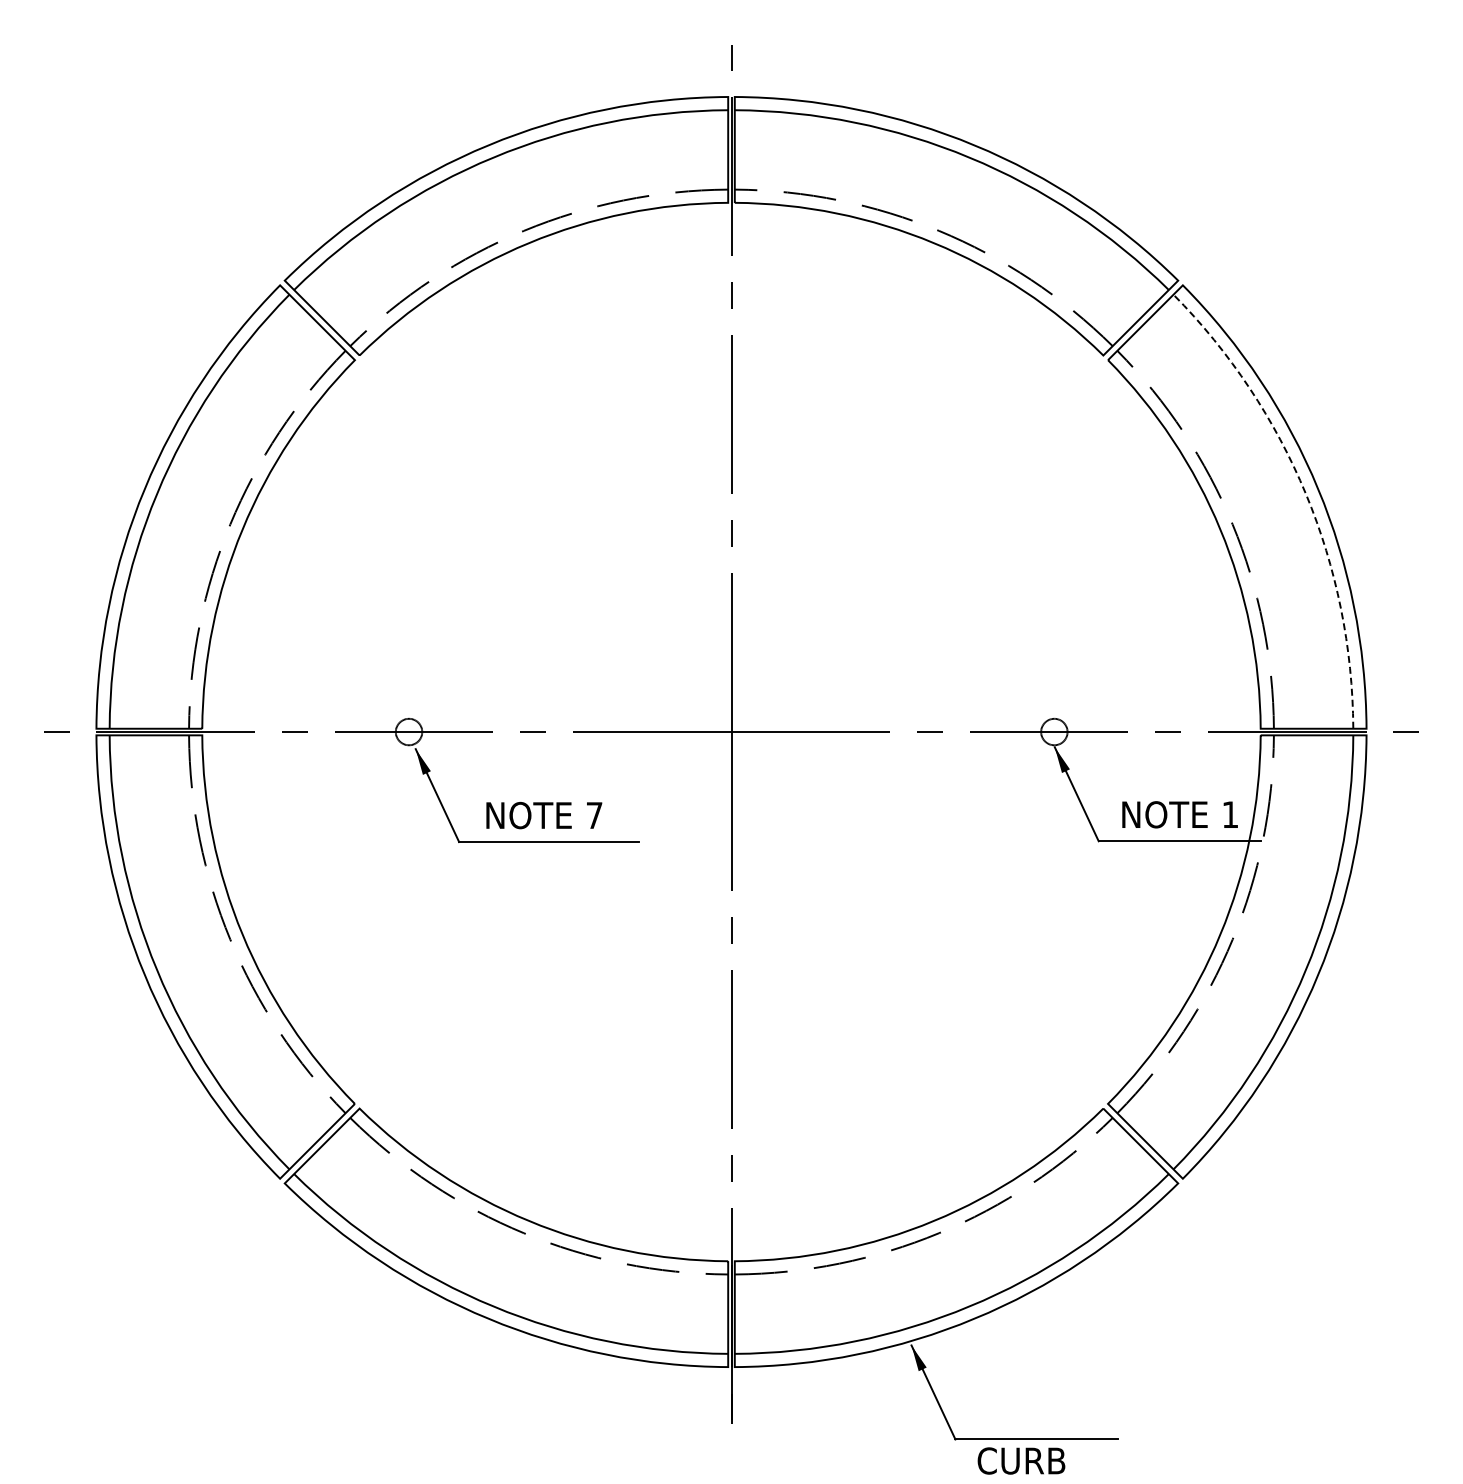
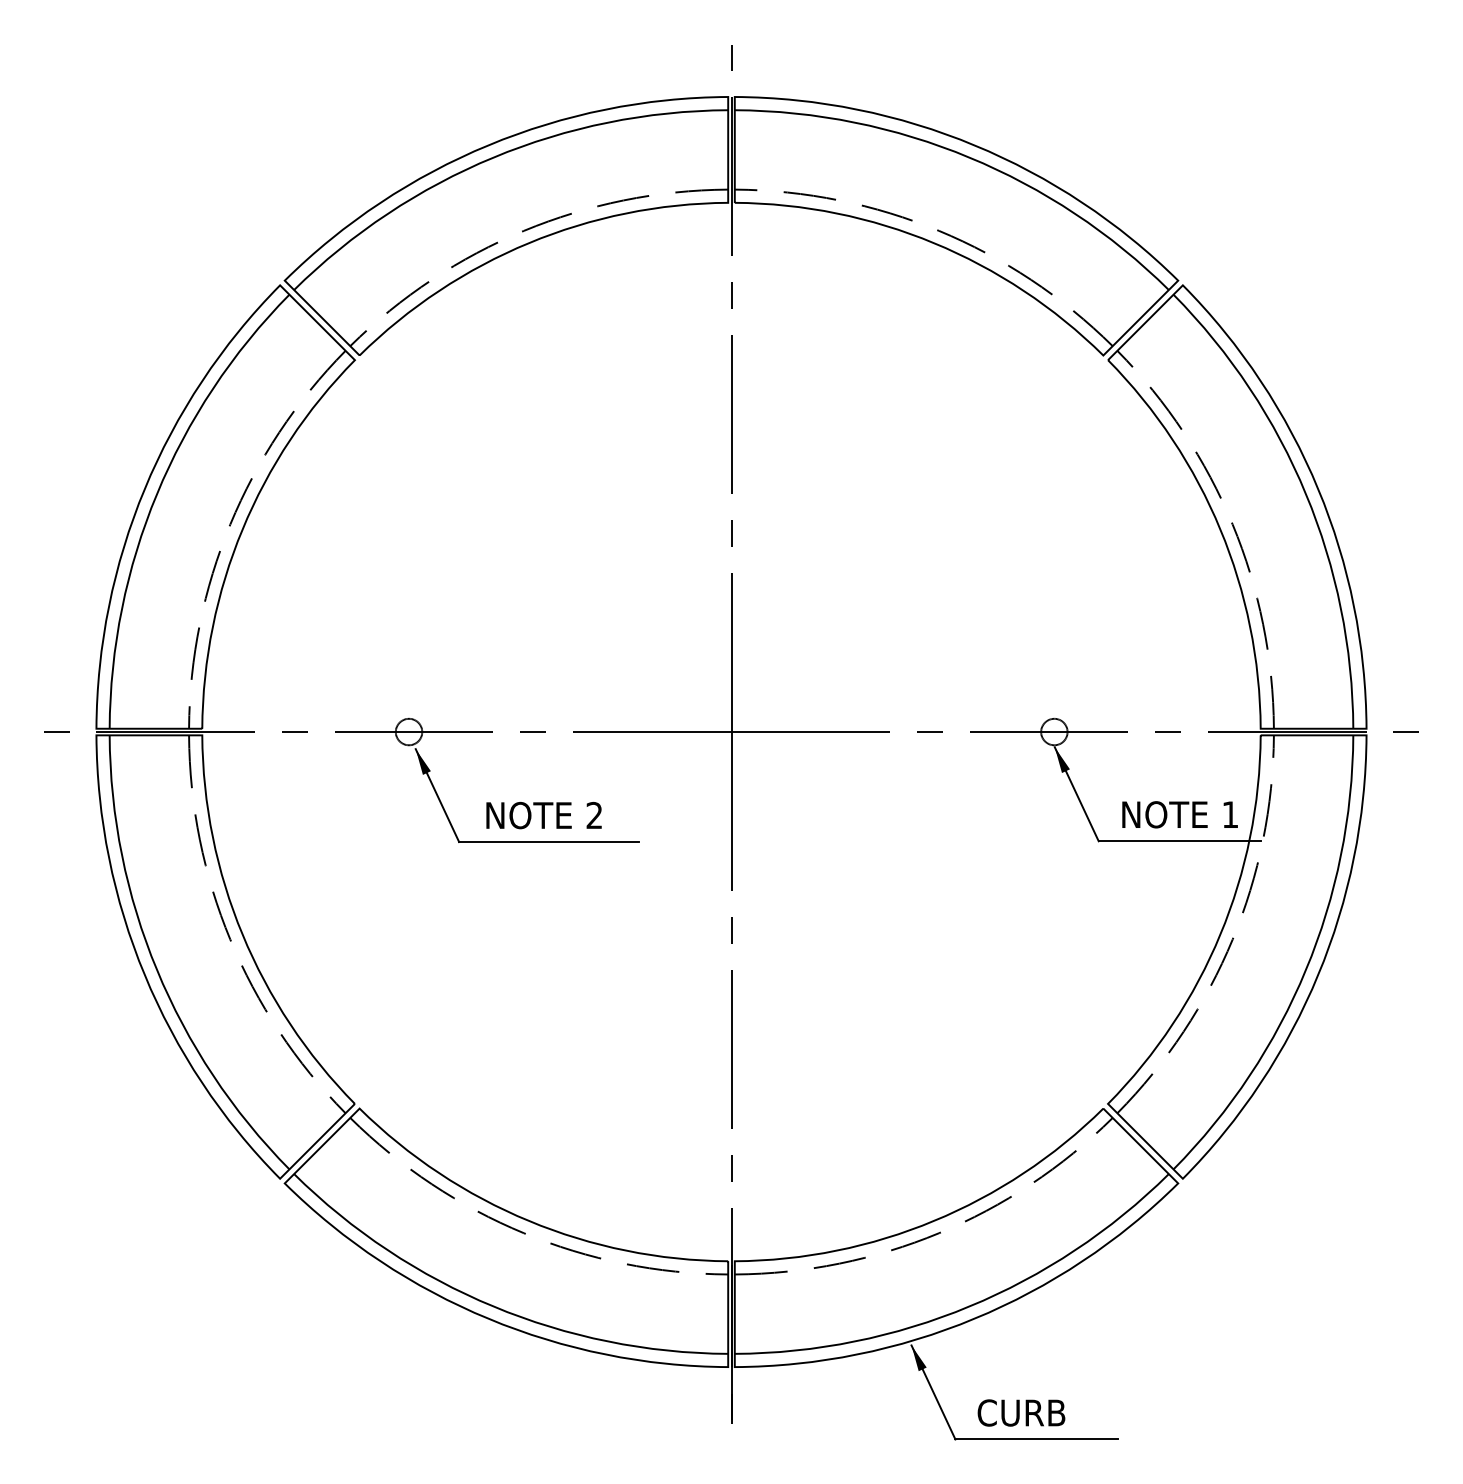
line: dashed -> solid (1305, 494)
text: 7 -> 2 (594, 814)
text position: (1021, 1460) -> (1021, 1412) (1021, 1412)
